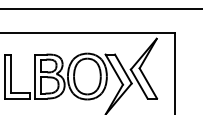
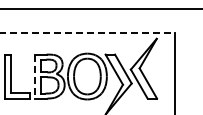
line: solid -> dashed (88, 32)
line: solid -> dashed (34, 76)
